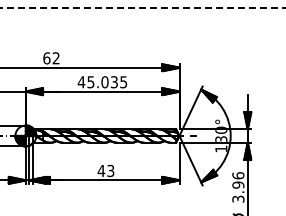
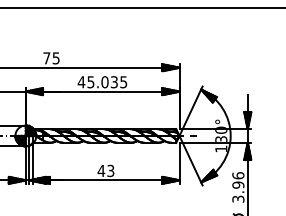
line: dashed -> solid (142, 8)
text: 62 -> 75 (51, 58)
